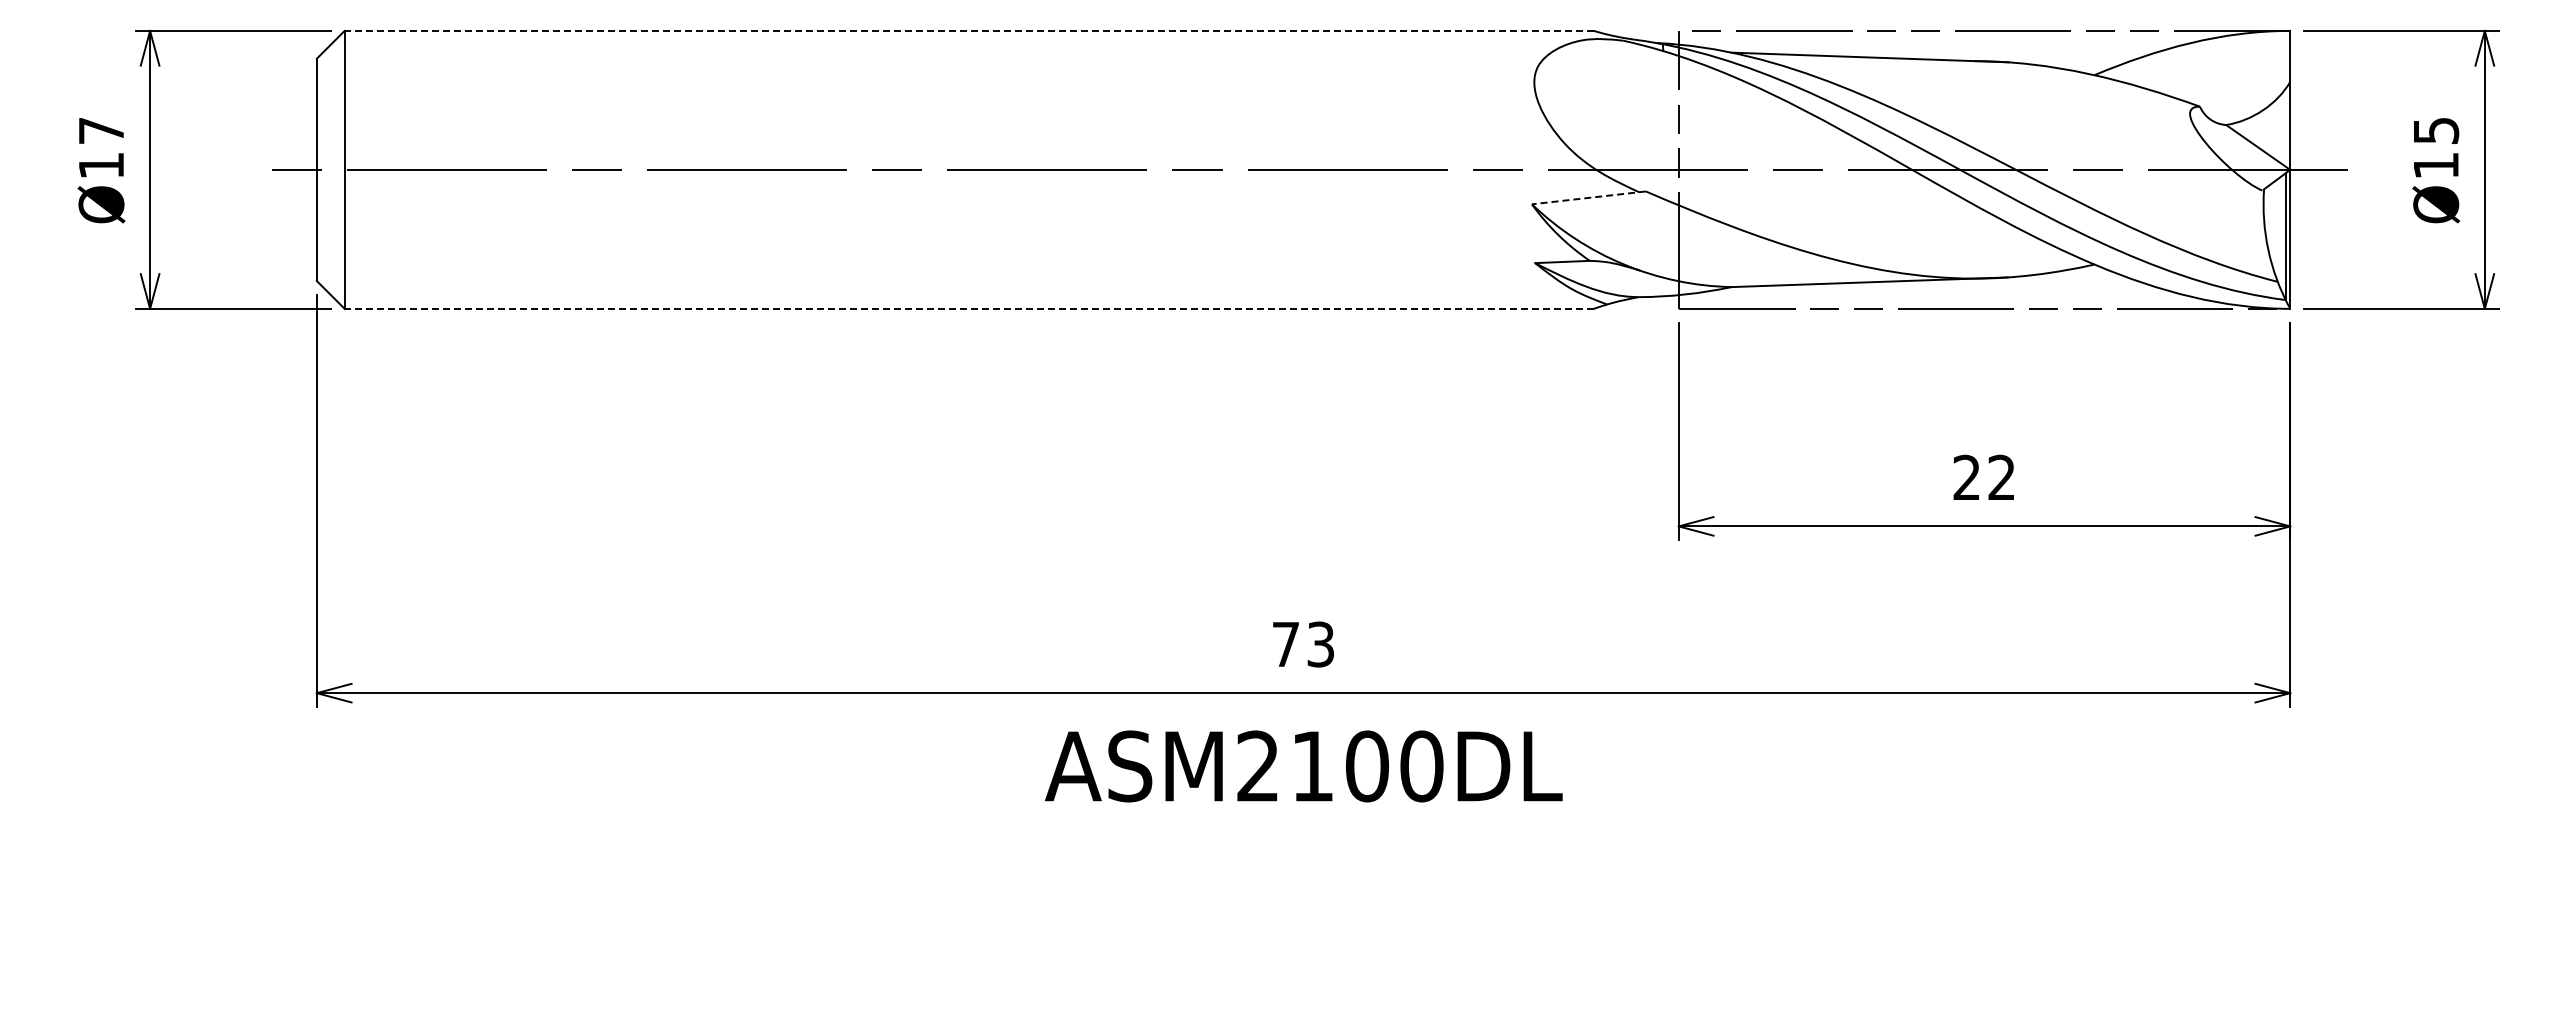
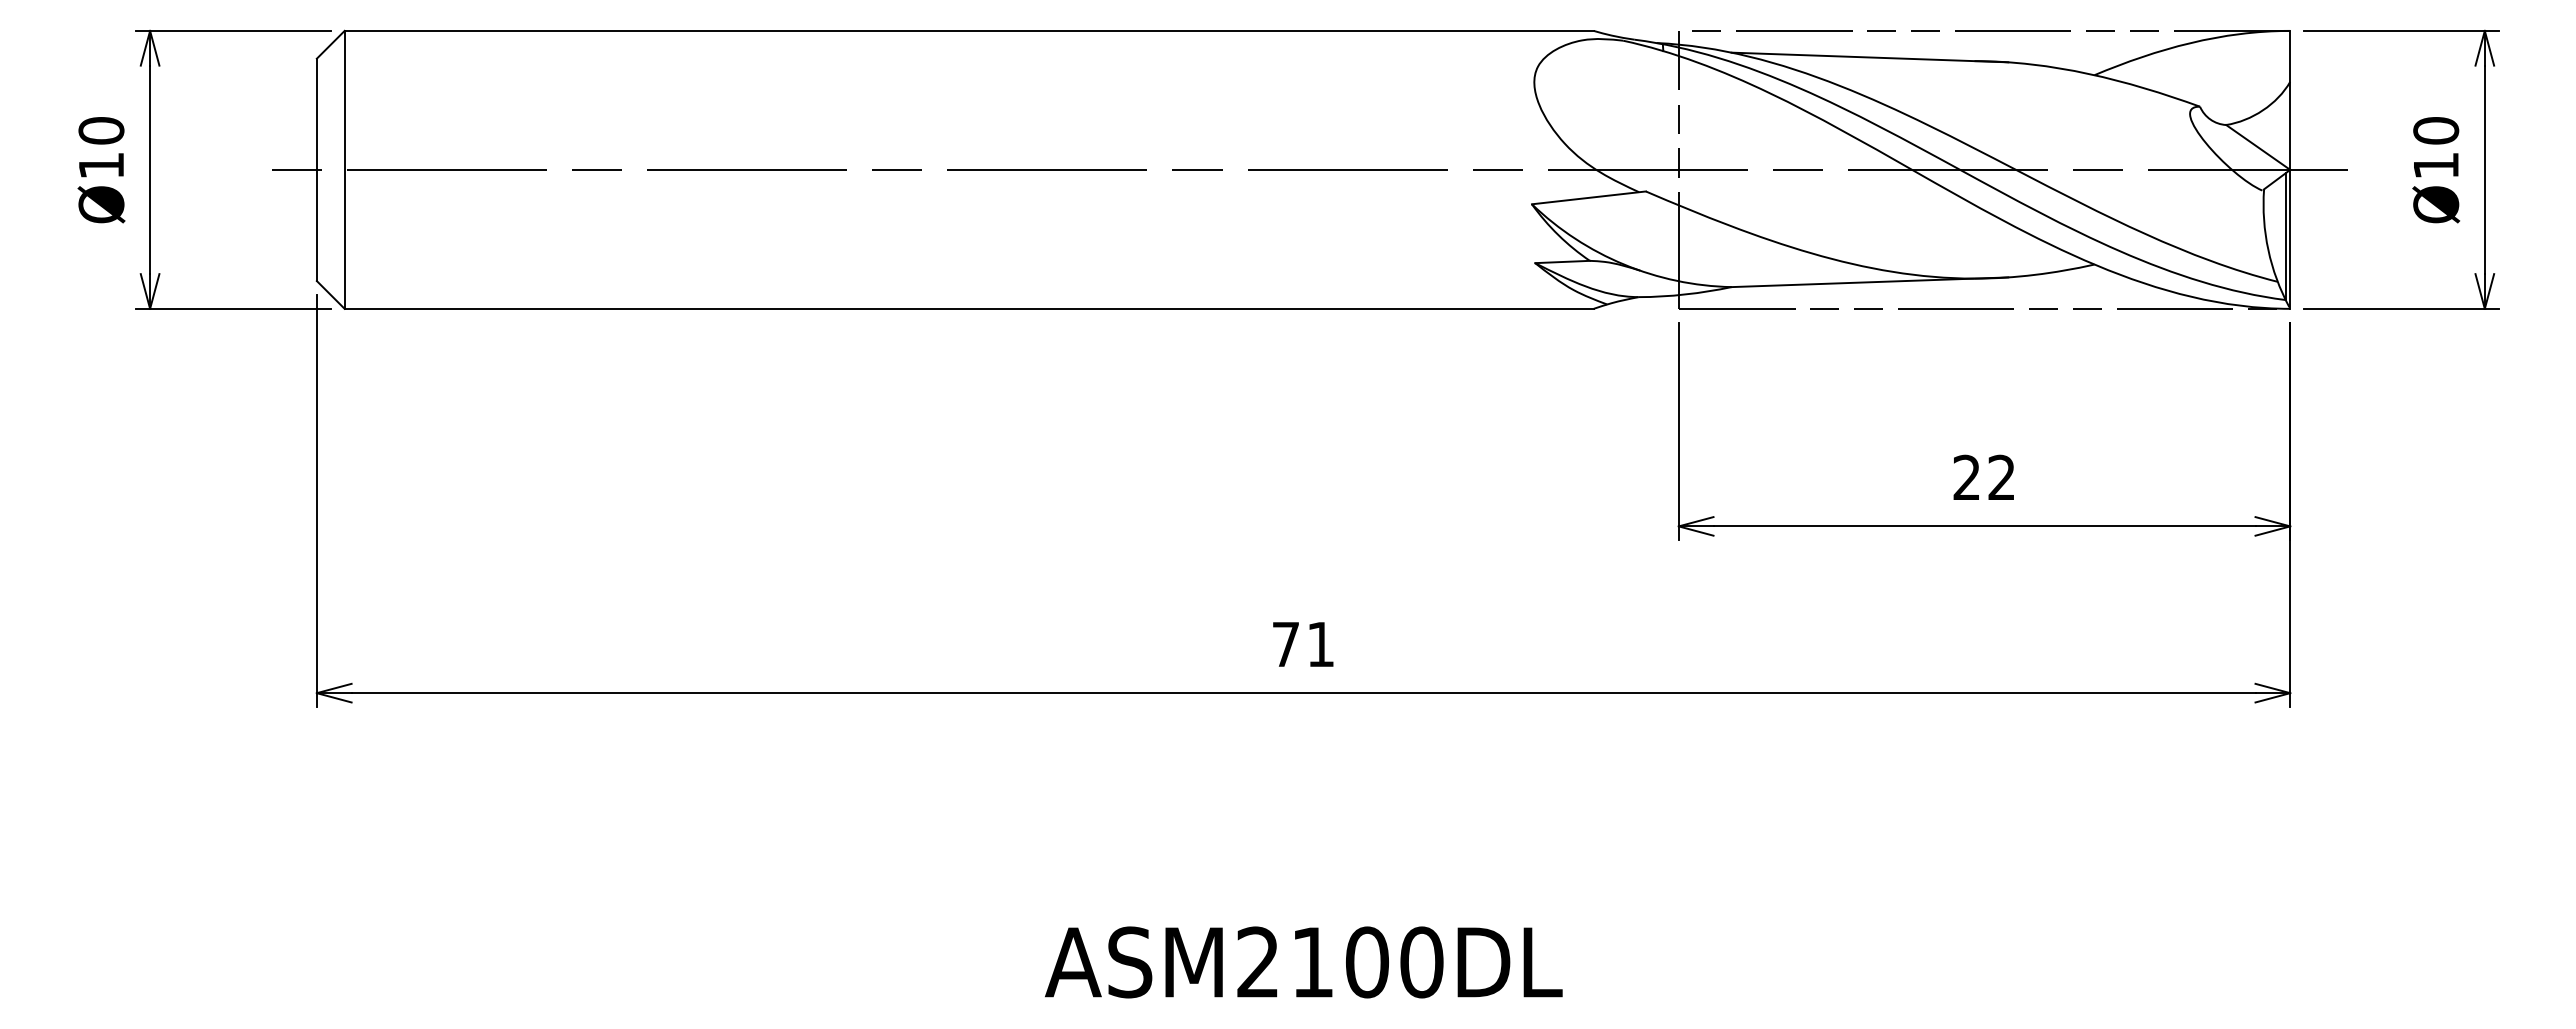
line: dashed -> solid (969, 30)
text: Ø17 -> Ø10 (101, 130)
text: Ø15 -> Ø10 (2436, 130)
line: dashed -> solid (1588, 197)
line: dashed -> solid (969, 308)
text: 73 -> 71 (1320, 644)
text position: (1303, 766) -> (1303, 962) (1303, 962)
